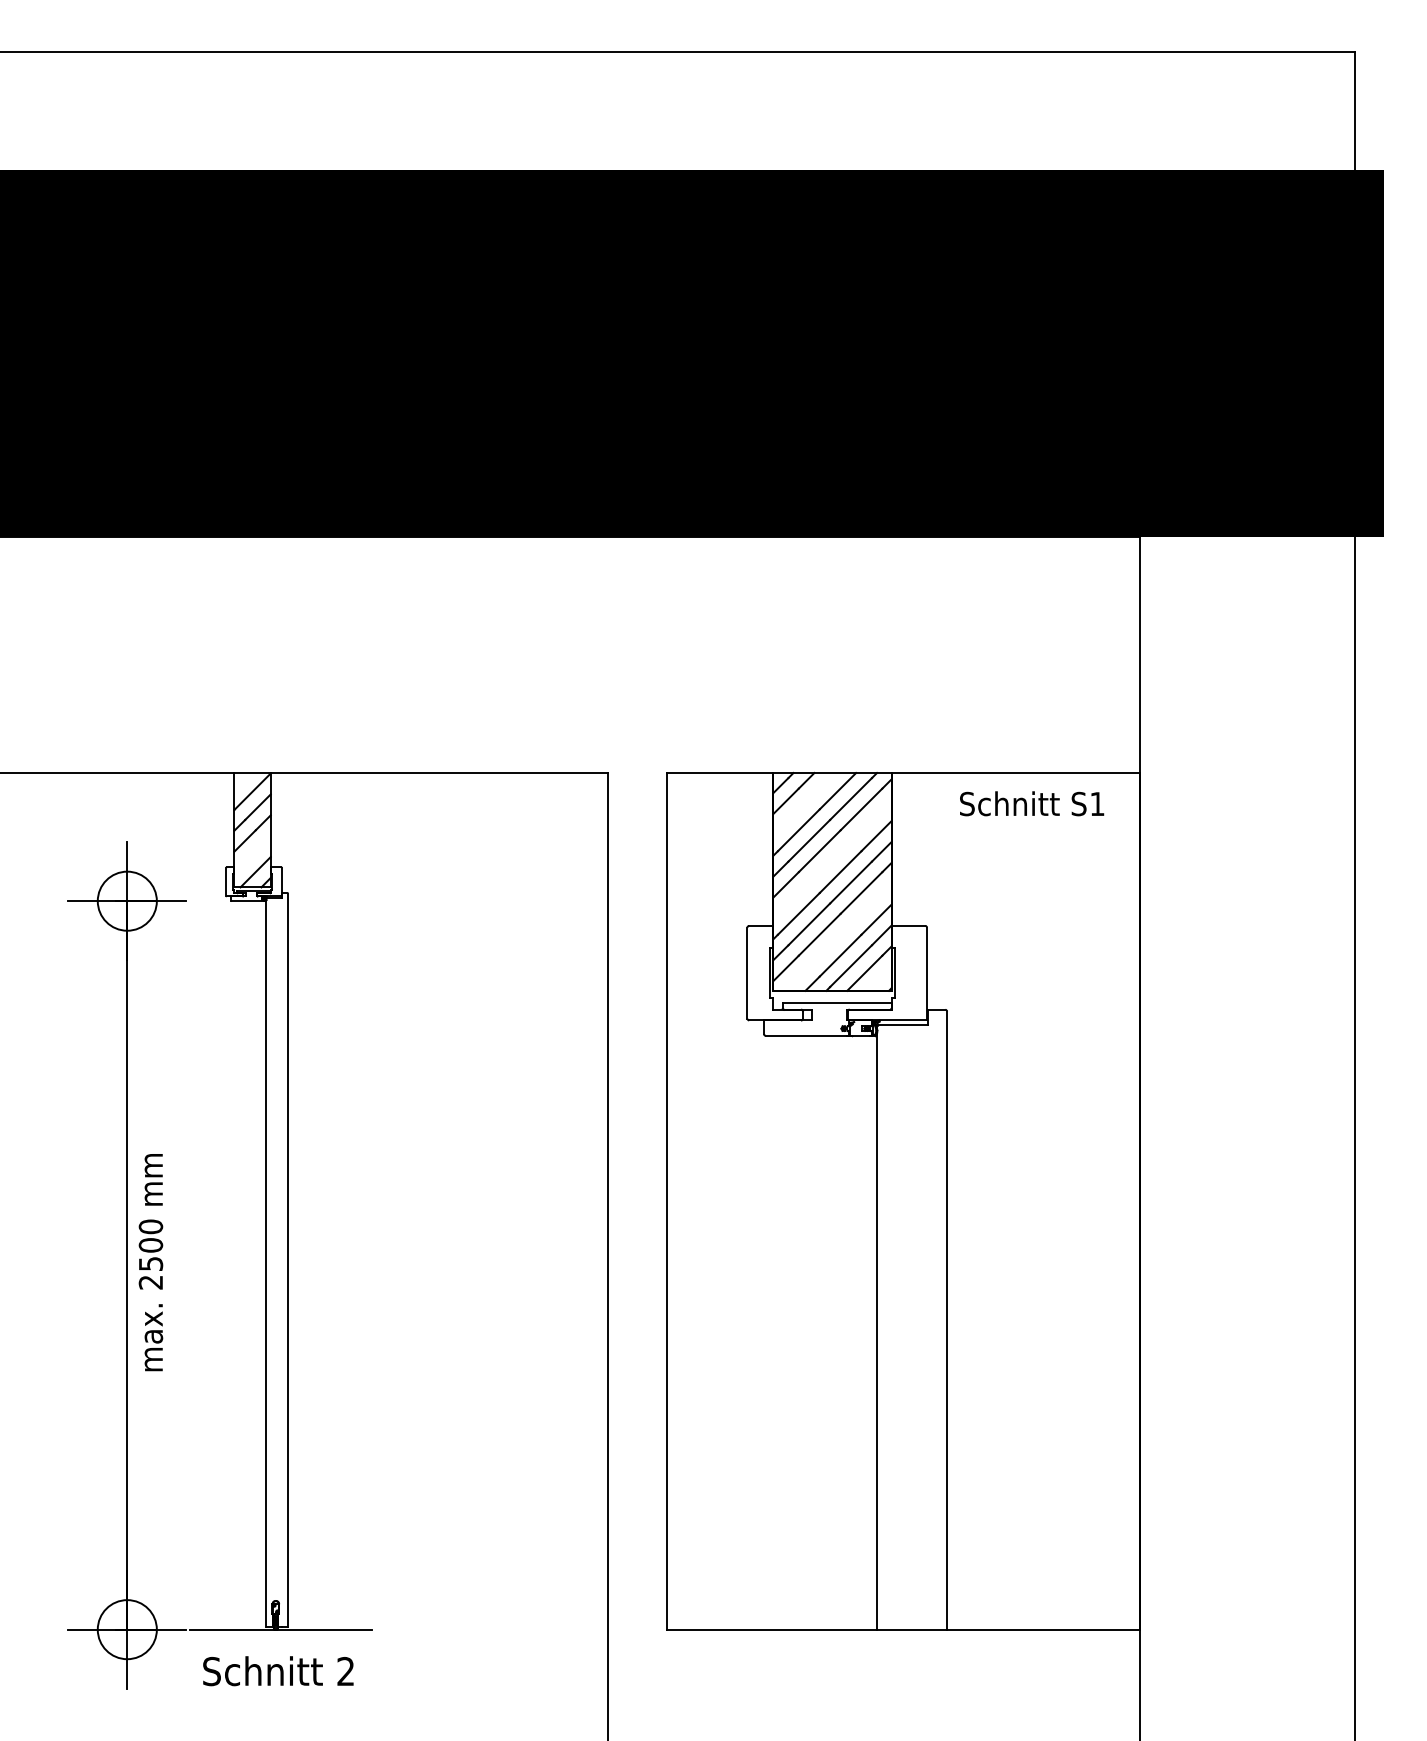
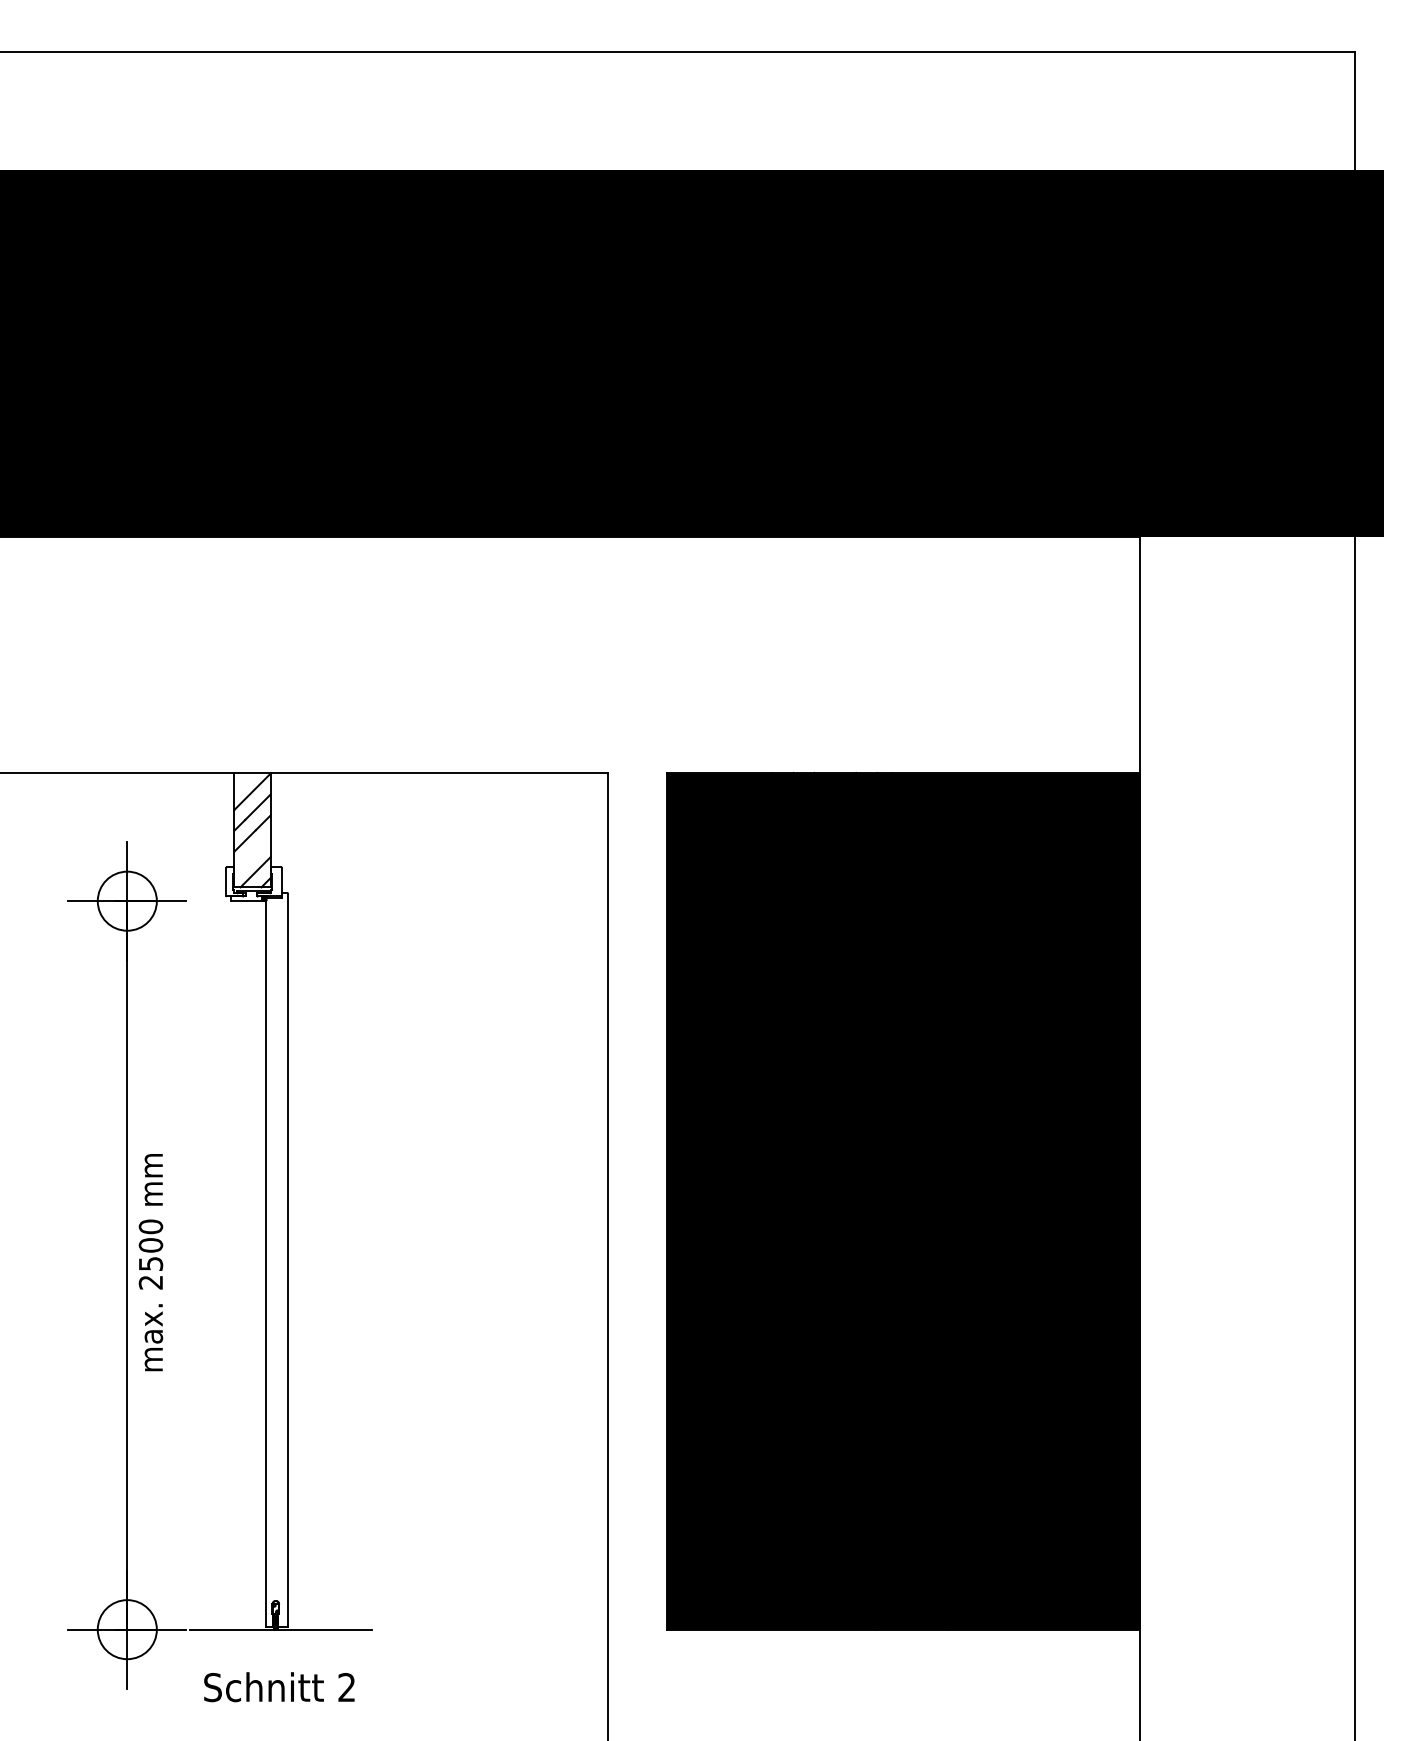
fill: none -> present (903, 1201)
text position: (278, 1671) -> (279, 1687) (279, 1687)
